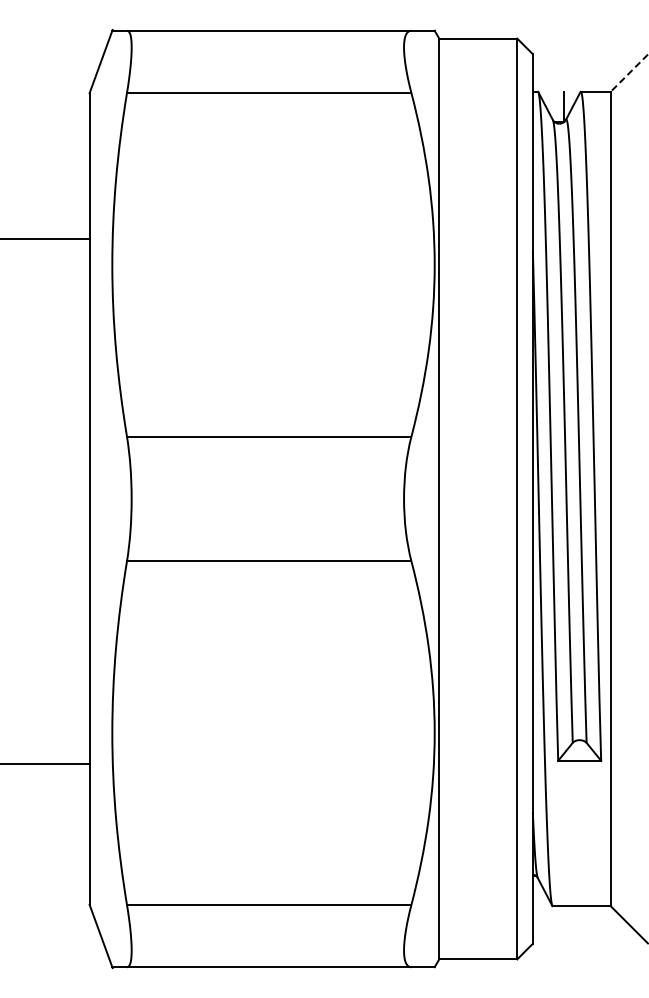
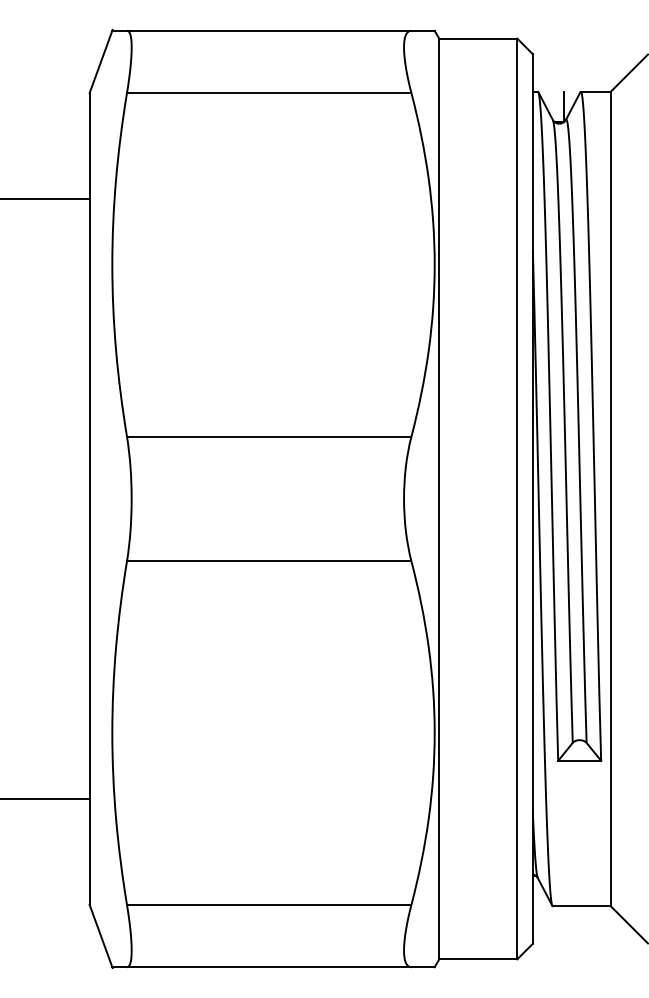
line: dashed -> solid (629, 73)
line position: (45, 239) -> (45, 199) (45, 199)
line position: (45, 763) -> (45, 798) (45, 798)
